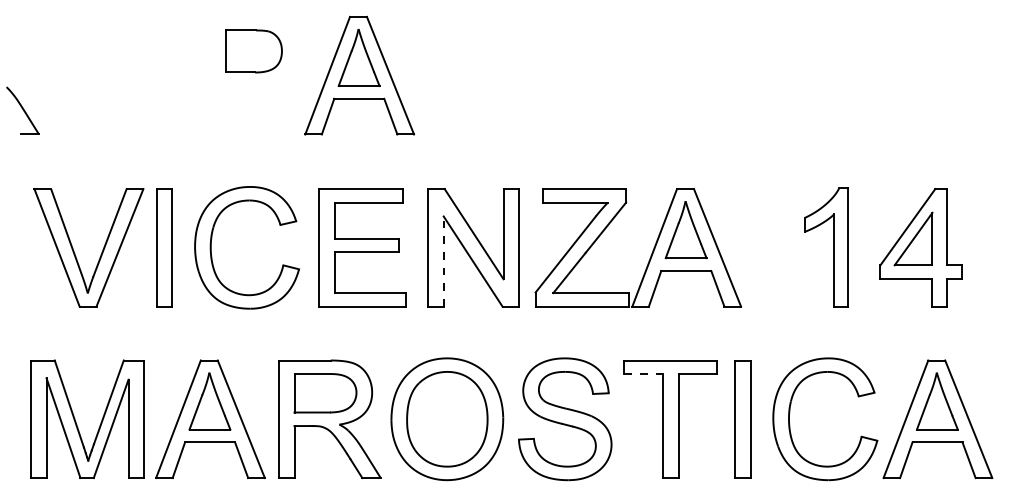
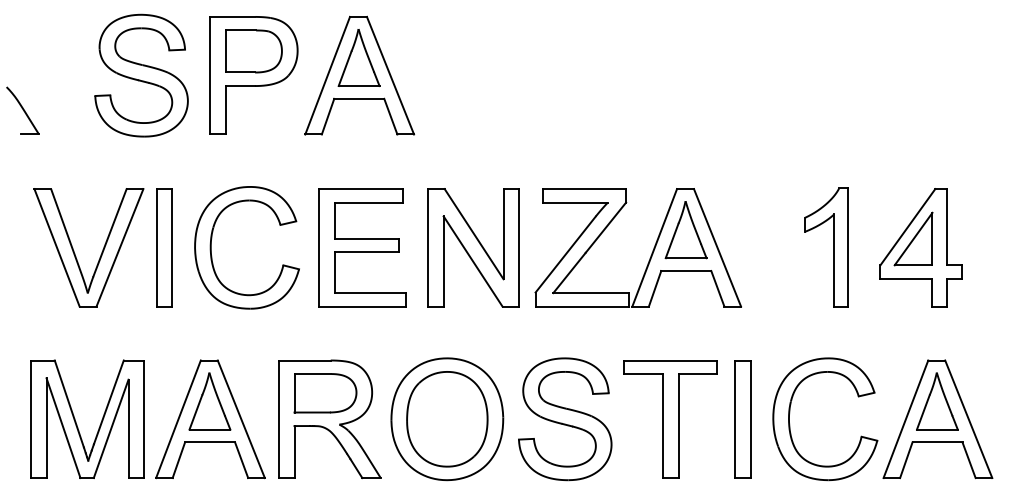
part: none -> present (141, 75)
part: none -> present (253, 75)
line: dashed -> solid (443, 261)
line: dashed -> solid (644, 374)
